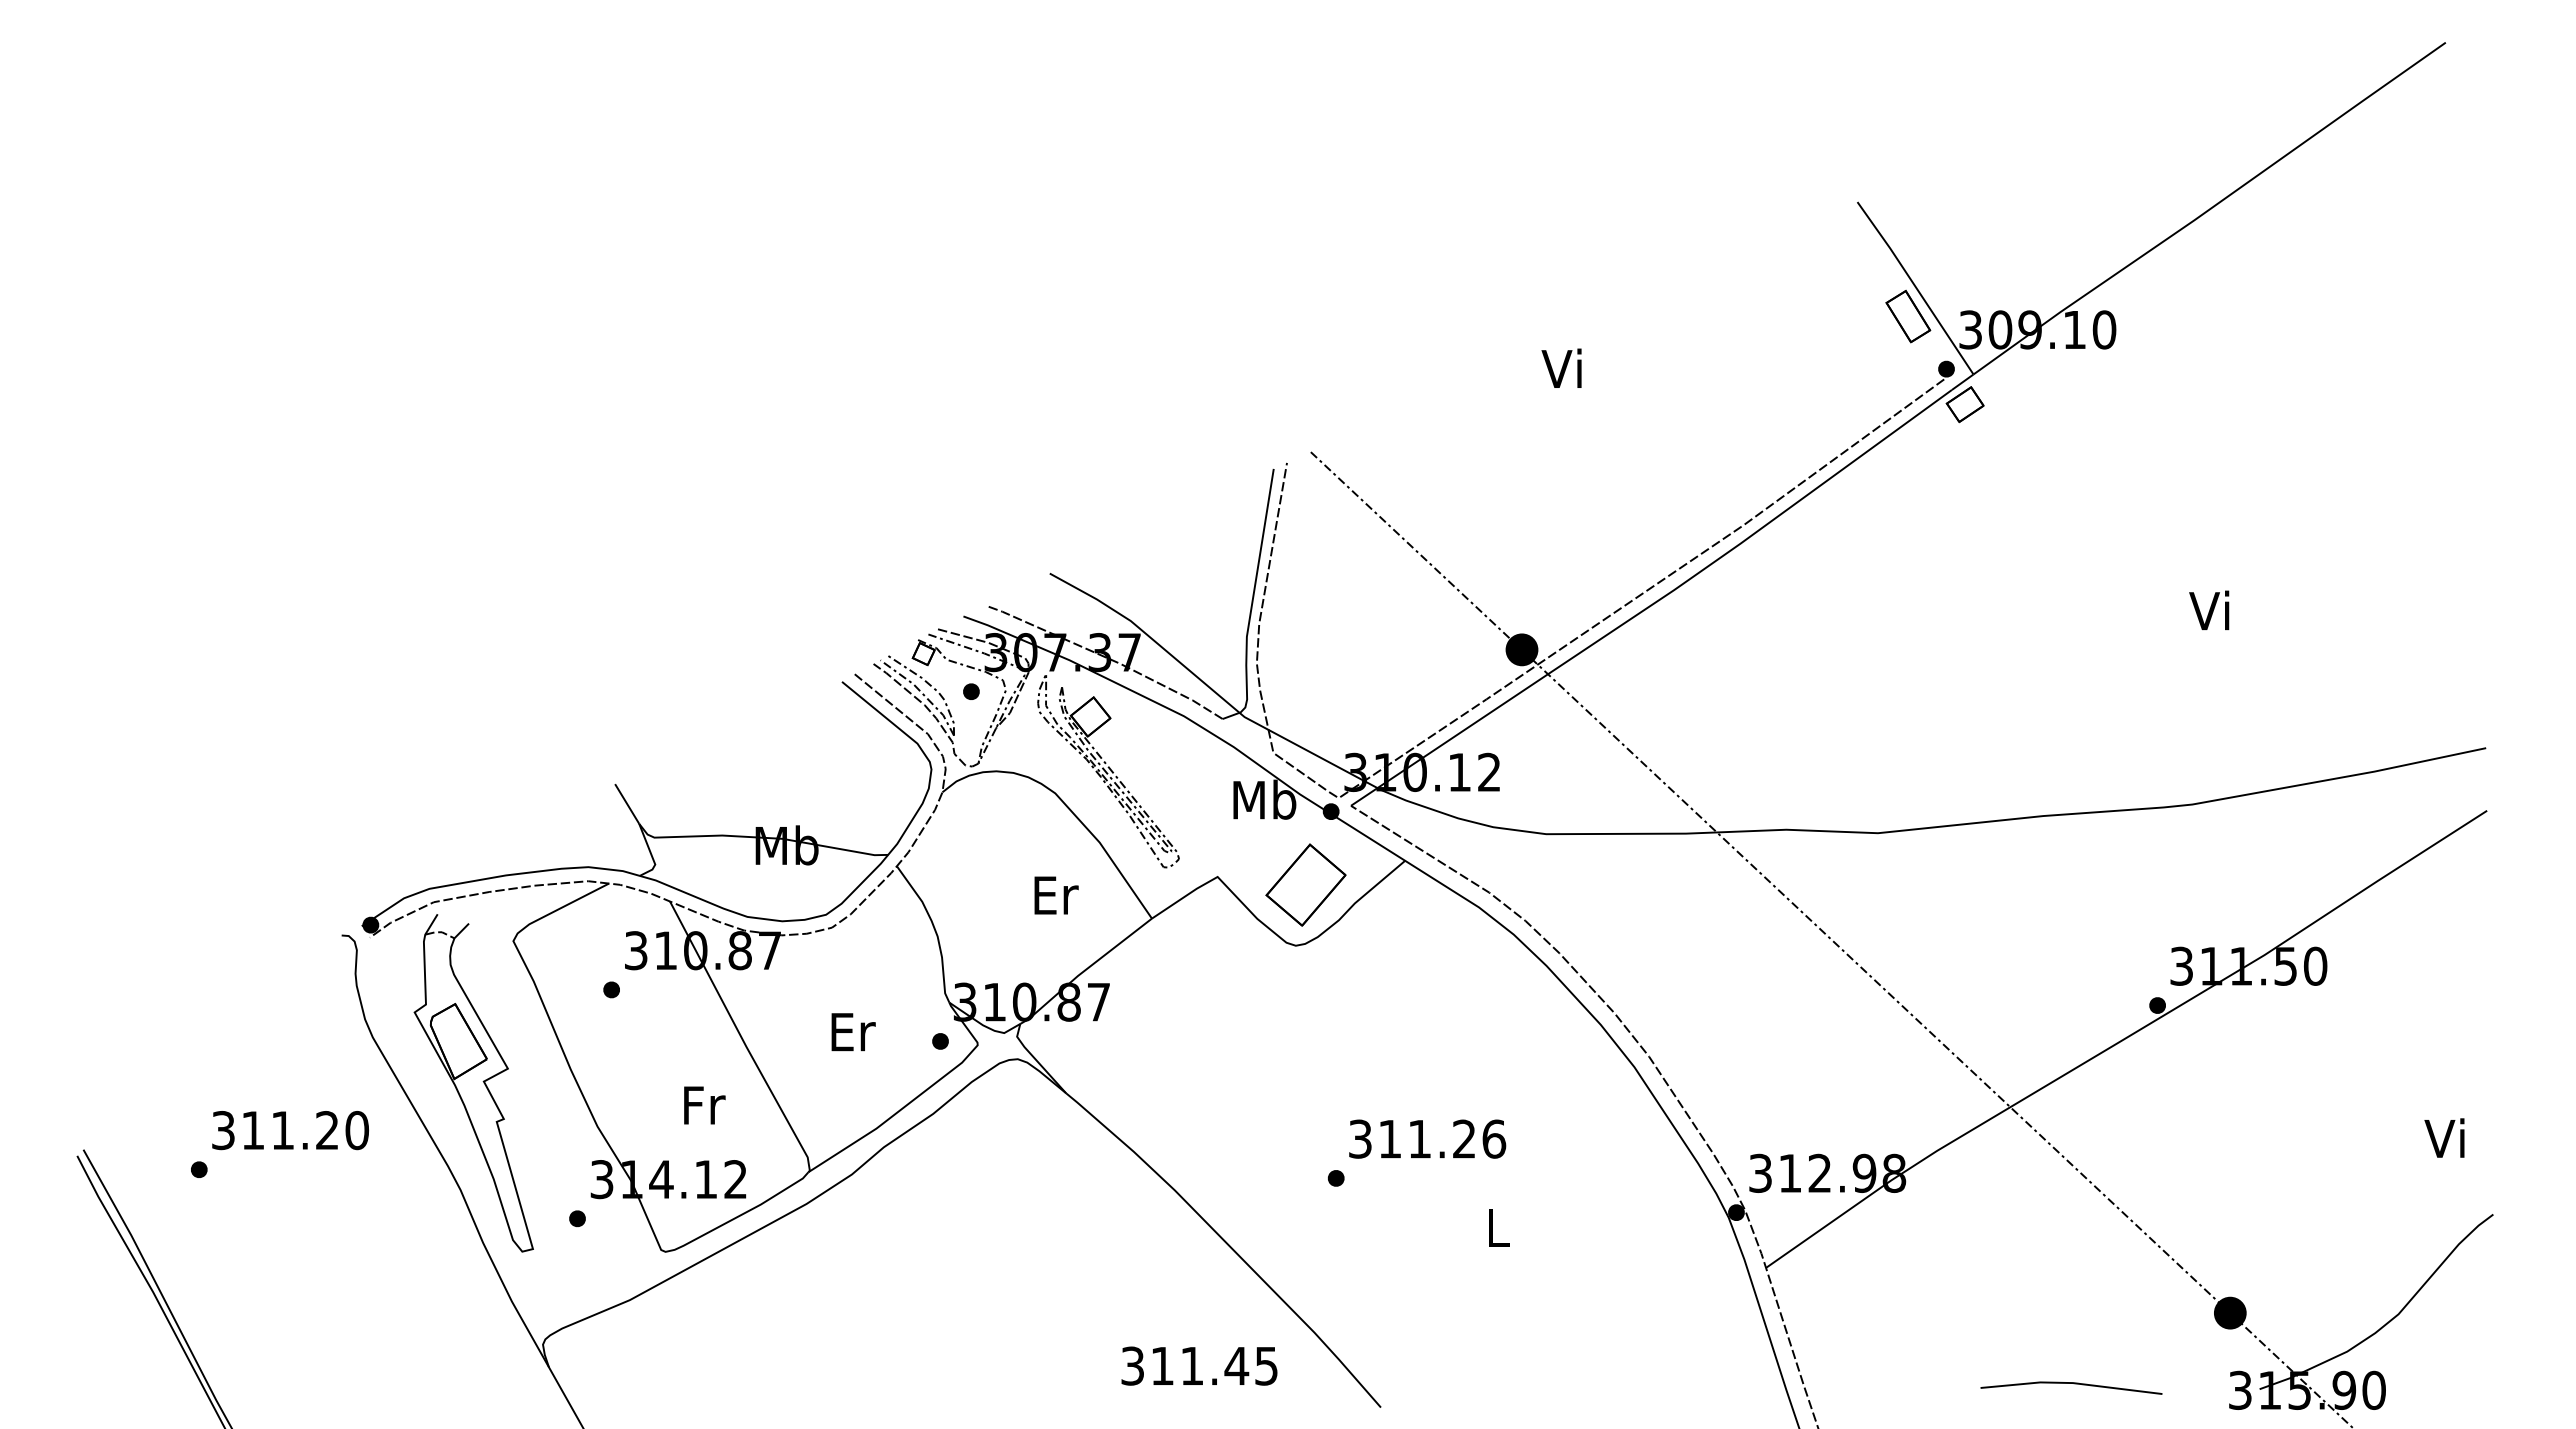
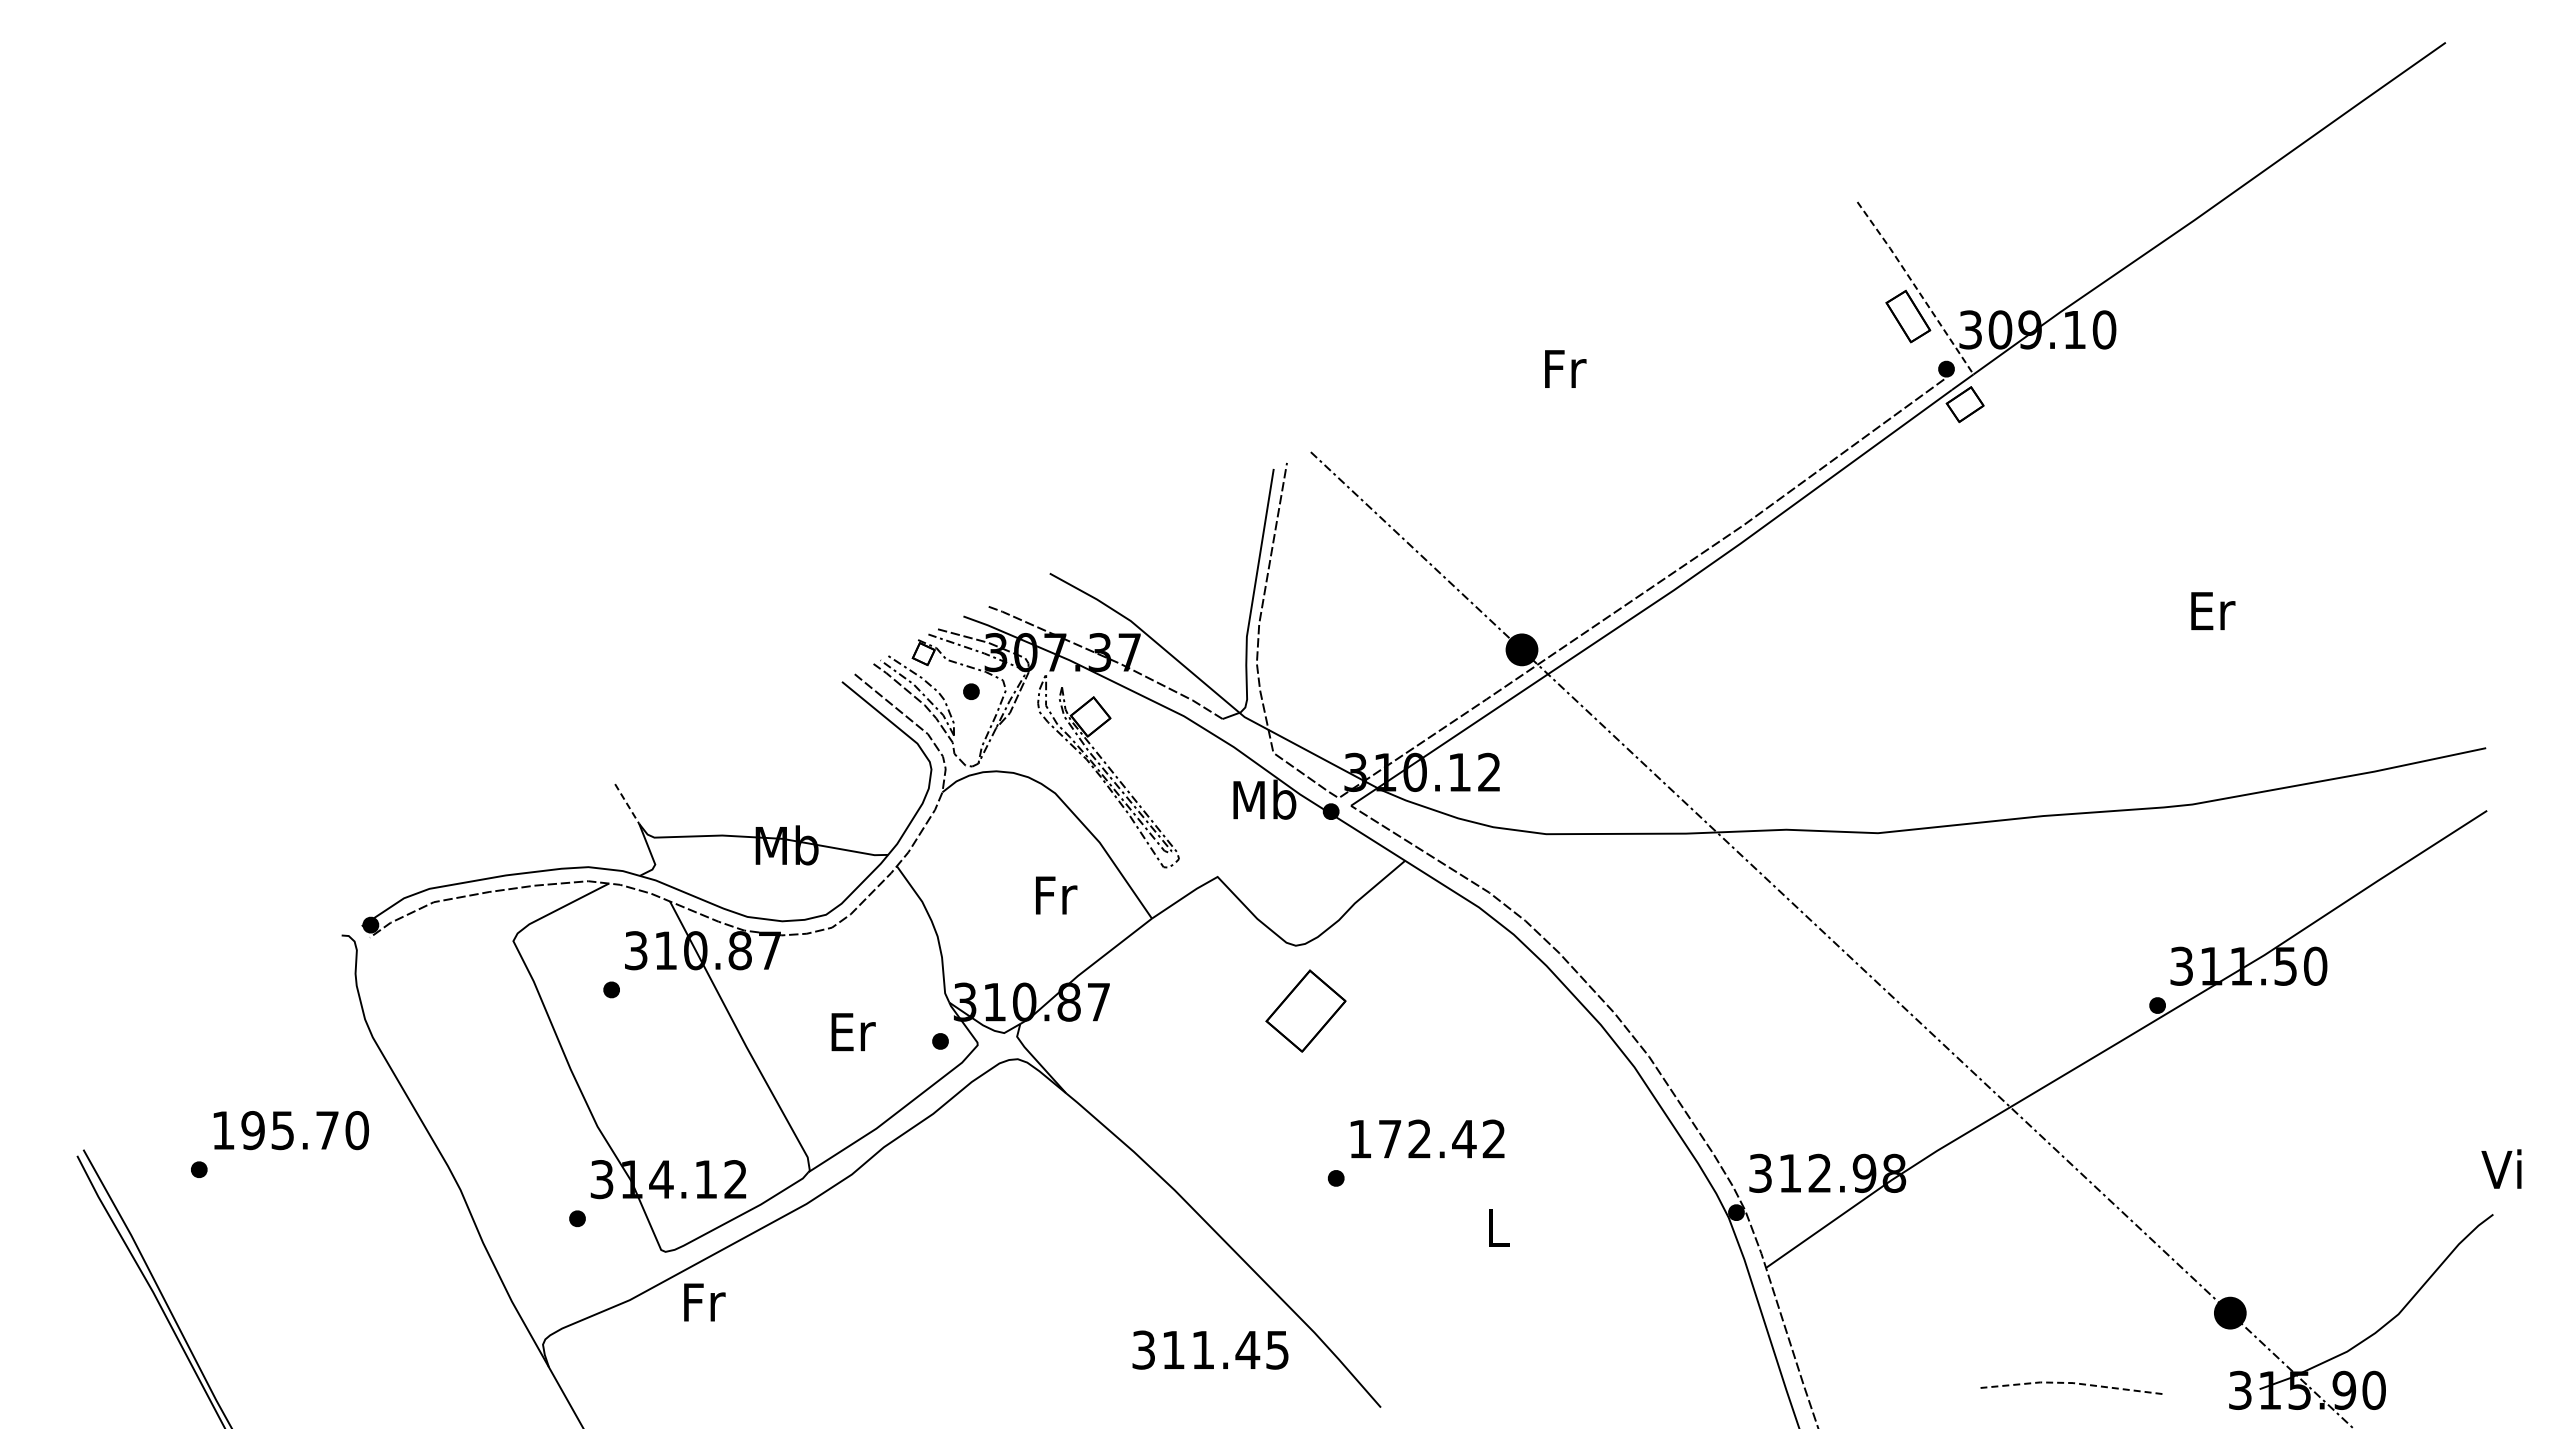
line: solid -> dashed (1915, 287)
text: Vi -> Fr (1563, 367)
text: Vi -> Er (2212, 610)
line: solid -> dashed (627, 804)
part position: (1305, 884) -> (1305, 1010) (1305, 1010)
text: Er -> Fr (1056, 895)
part: present -> none (482, 1081)
text position: (704, 1105) -> (704, 1302) (704, 1302)
text: 311.20 -> 195.70 (275, 1130)
text position: (2444, 1137) -> (2501, 1168) (2501, 1168)
text: 311.26 -> 172.42 (1427, 1138)
text position: (1199, 1365) -> (1210, 1349) (1210, 1349)
line: solid -> dashed (2071, 1383)
